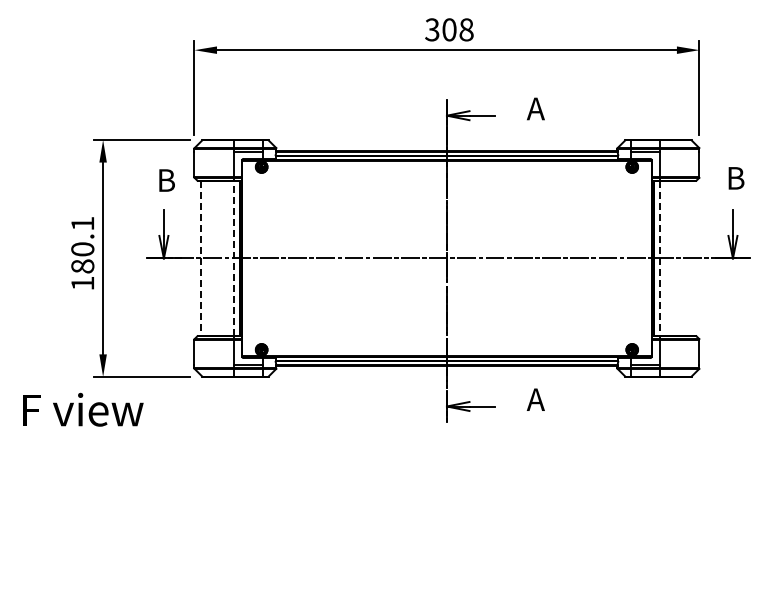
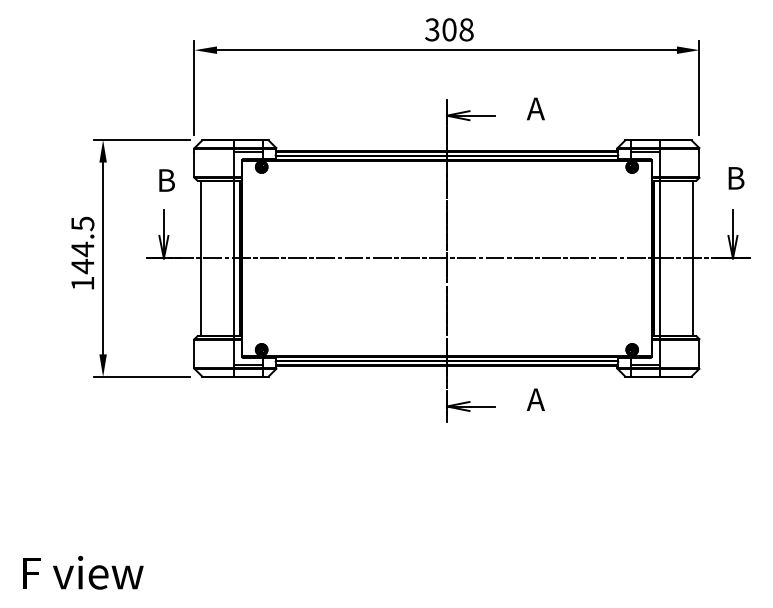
text: 180.1 -> 144.5 (82, 245)
line: dashed -> solid (233, 257)
line: dashed -> solid (201, 258)
line: dashed -> solid (660, 258)
line: none -> present (692, 258)
text position: (83, 409) -> (83, 572) (83, 572)
